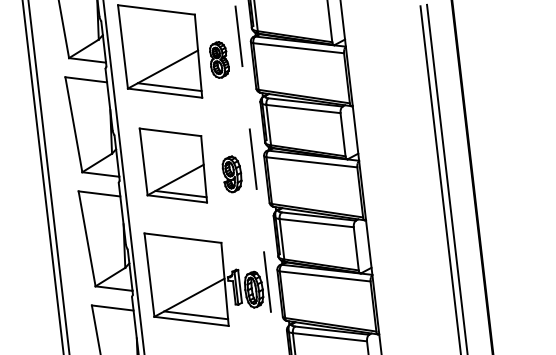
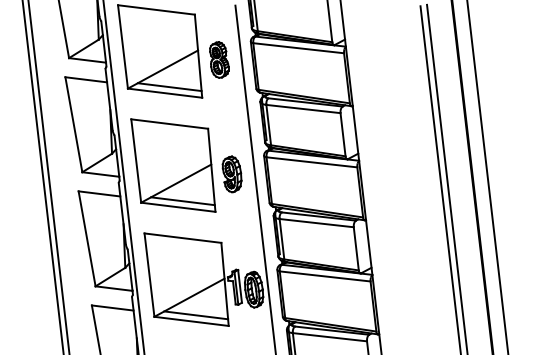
part size: 70x77 px -> 87x95 px (173, 165)
line: none -> present (487, 176)
line: dashed -> solid (255, 180)
